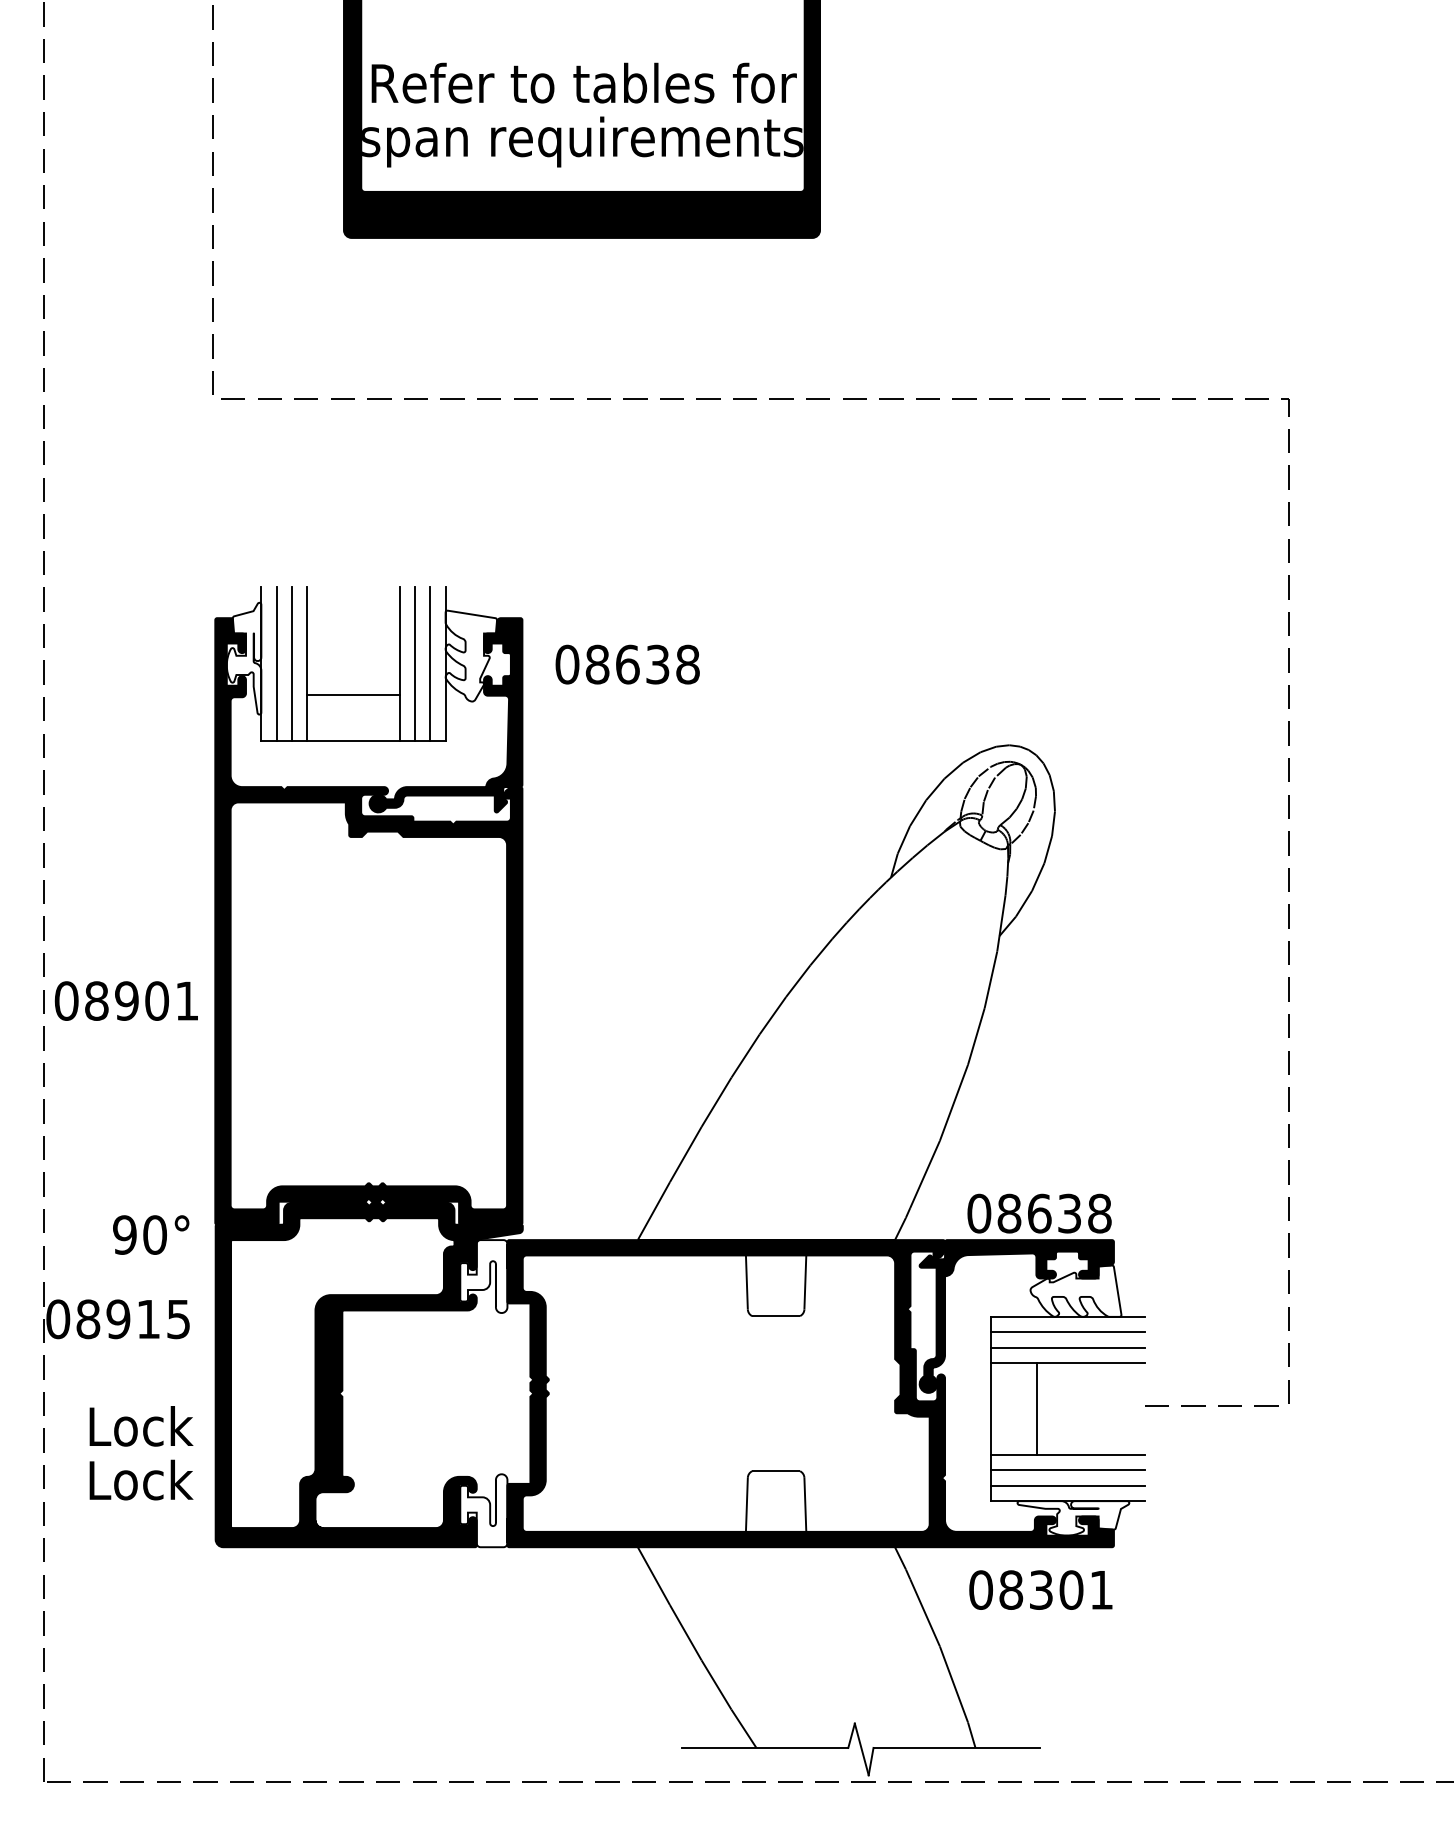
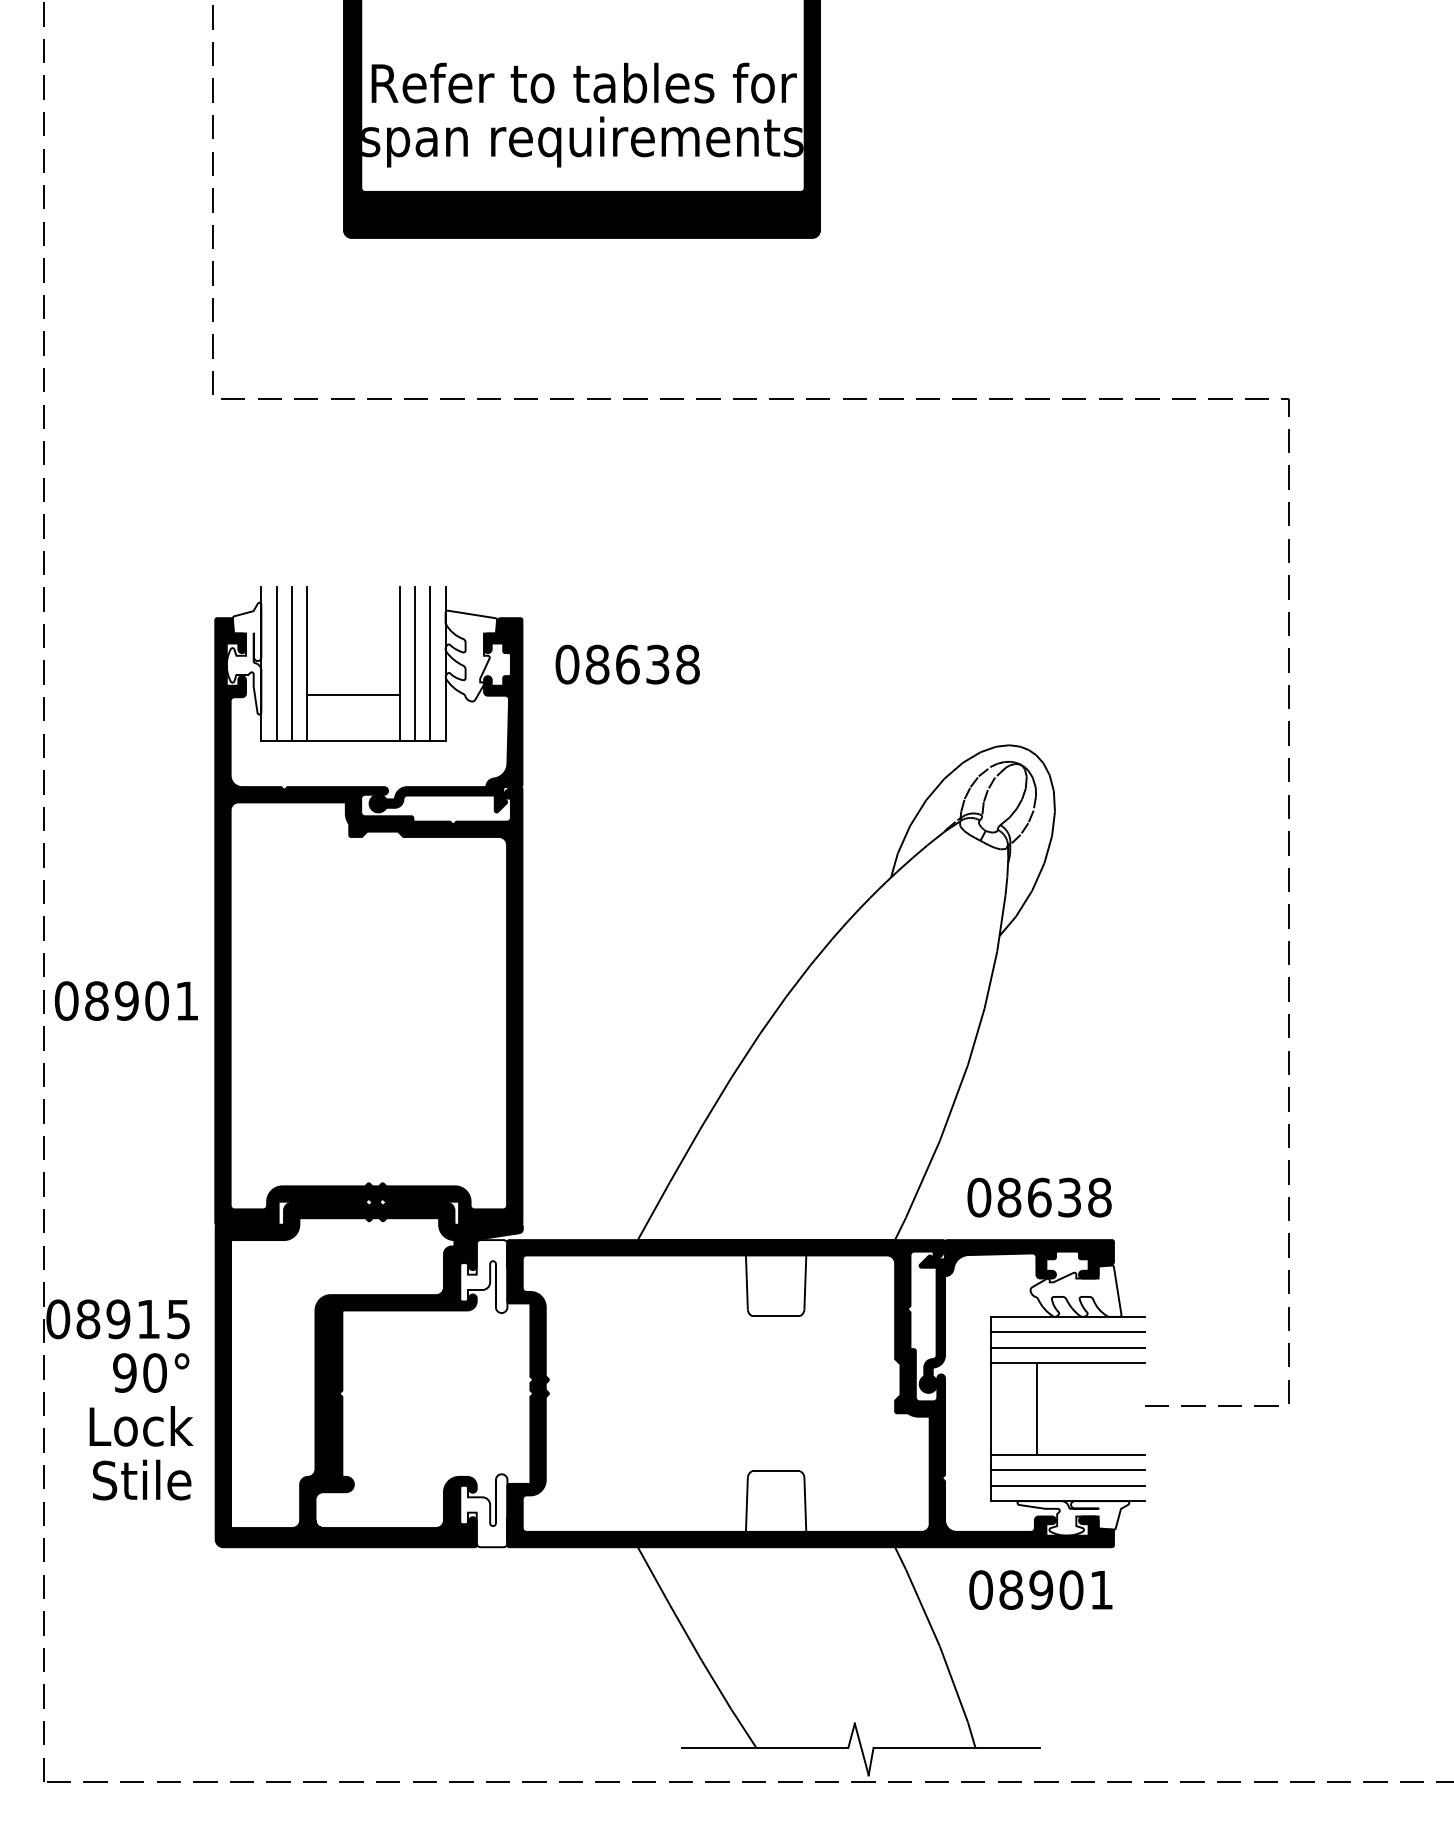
text position: (1039, 1213) -> (1039, 1197) (1039, 1197)
text position: (151, 1234) -> (151, 1372) (151, 1372)
text: Lock -> Stile (141, 1479)
text: 08301 -> 08901 (1041, 1589)
